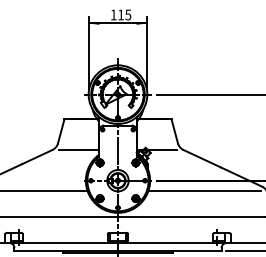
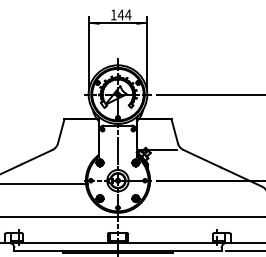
text: 115 -> 144 (124, 14)
line: present -> none (78, 149)
line position: (44, 191) -> (44, 184) (44, 184)
line: present -> none (204, 191)
